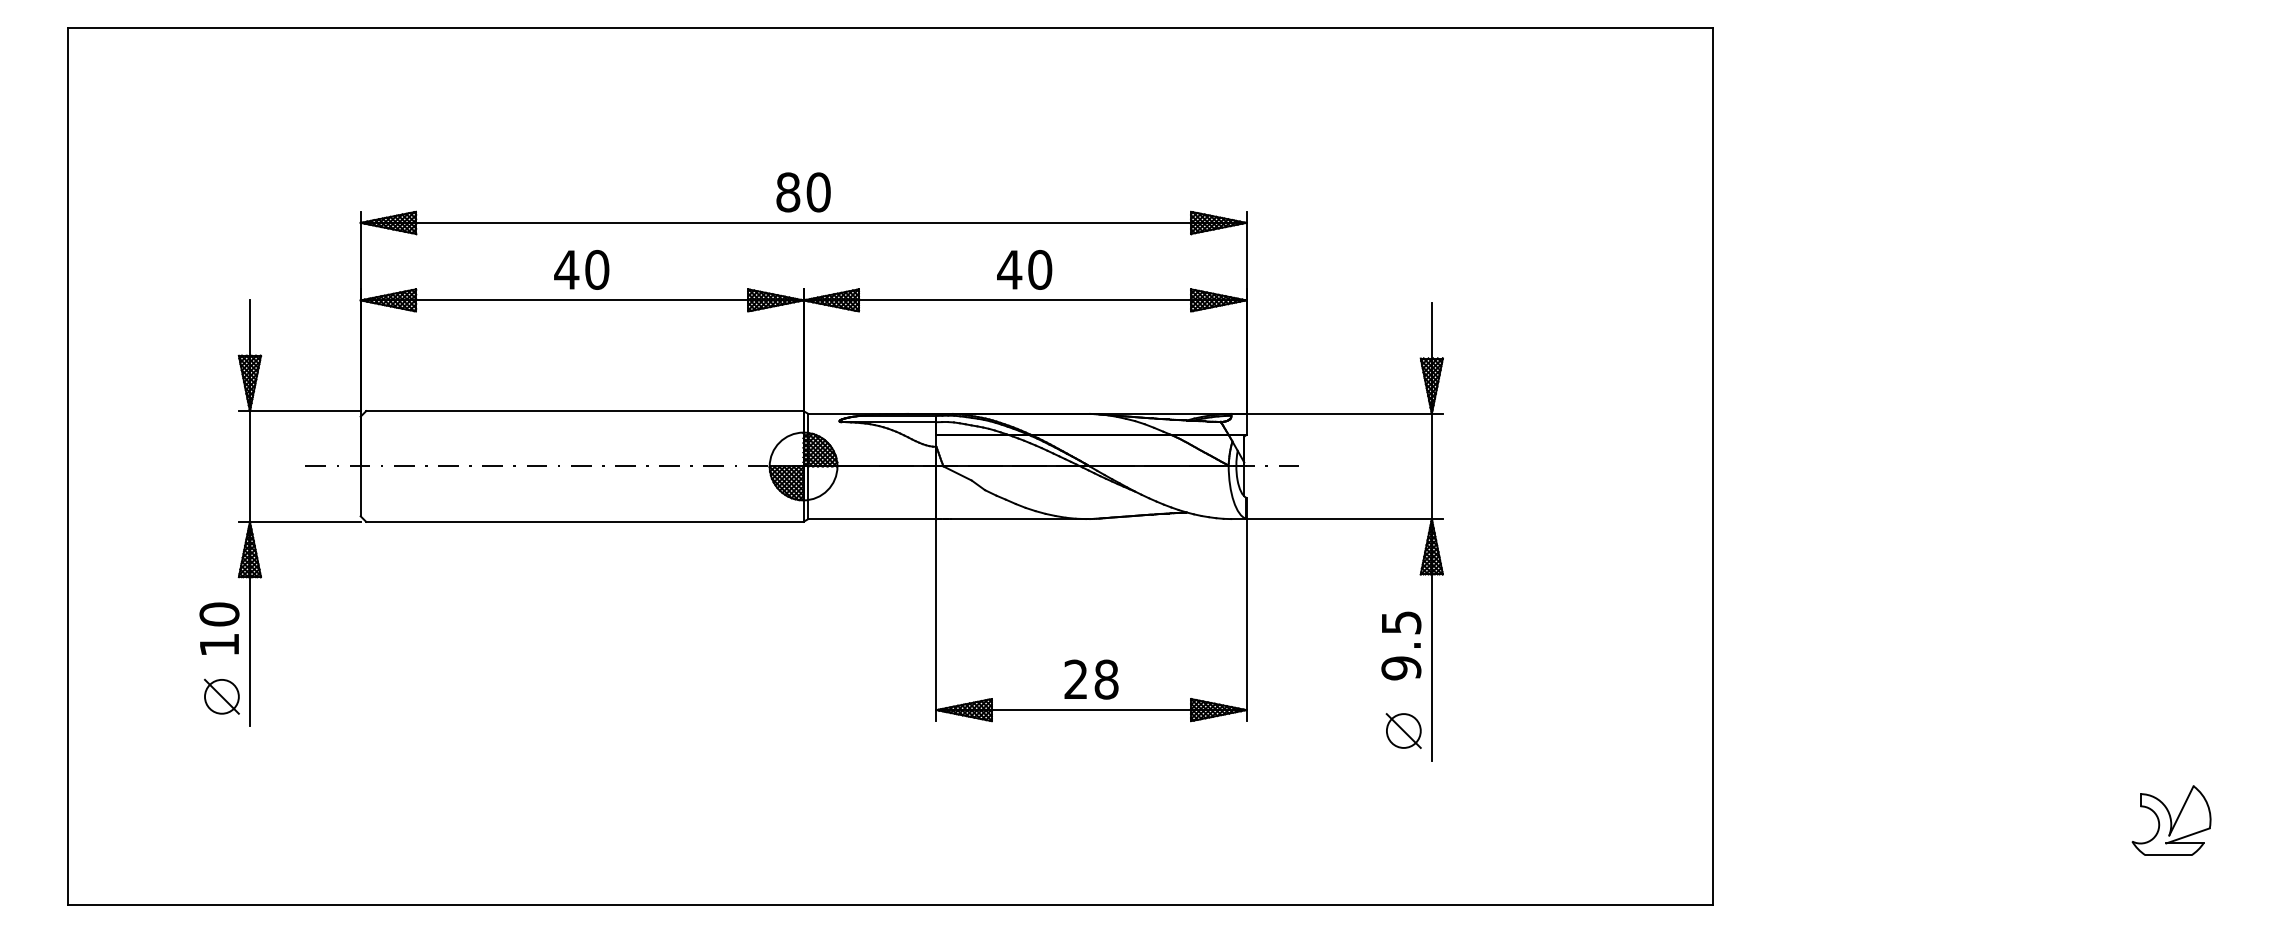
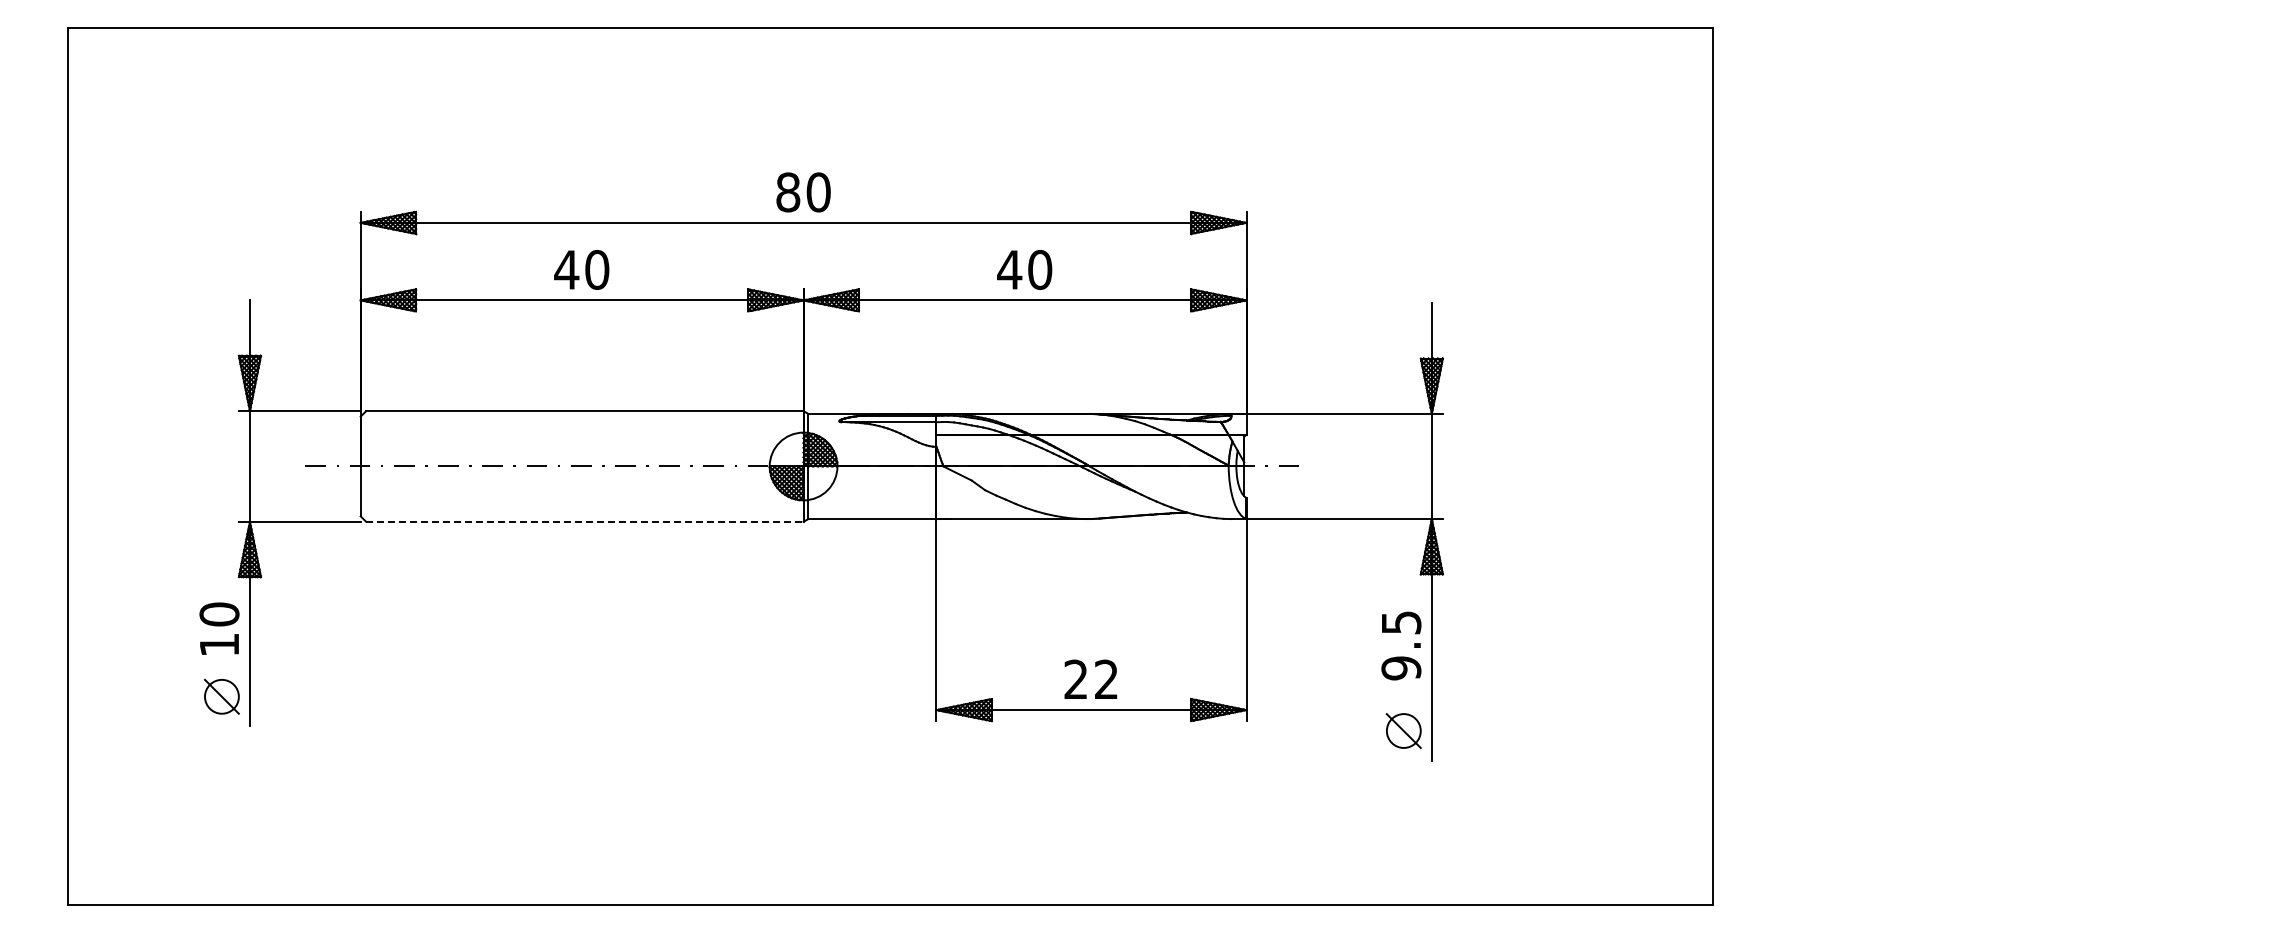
line: solid -> dashed (584, 521)
text: 28 -> 22 (1106, 679)
part: present -> none (2171, 820)
